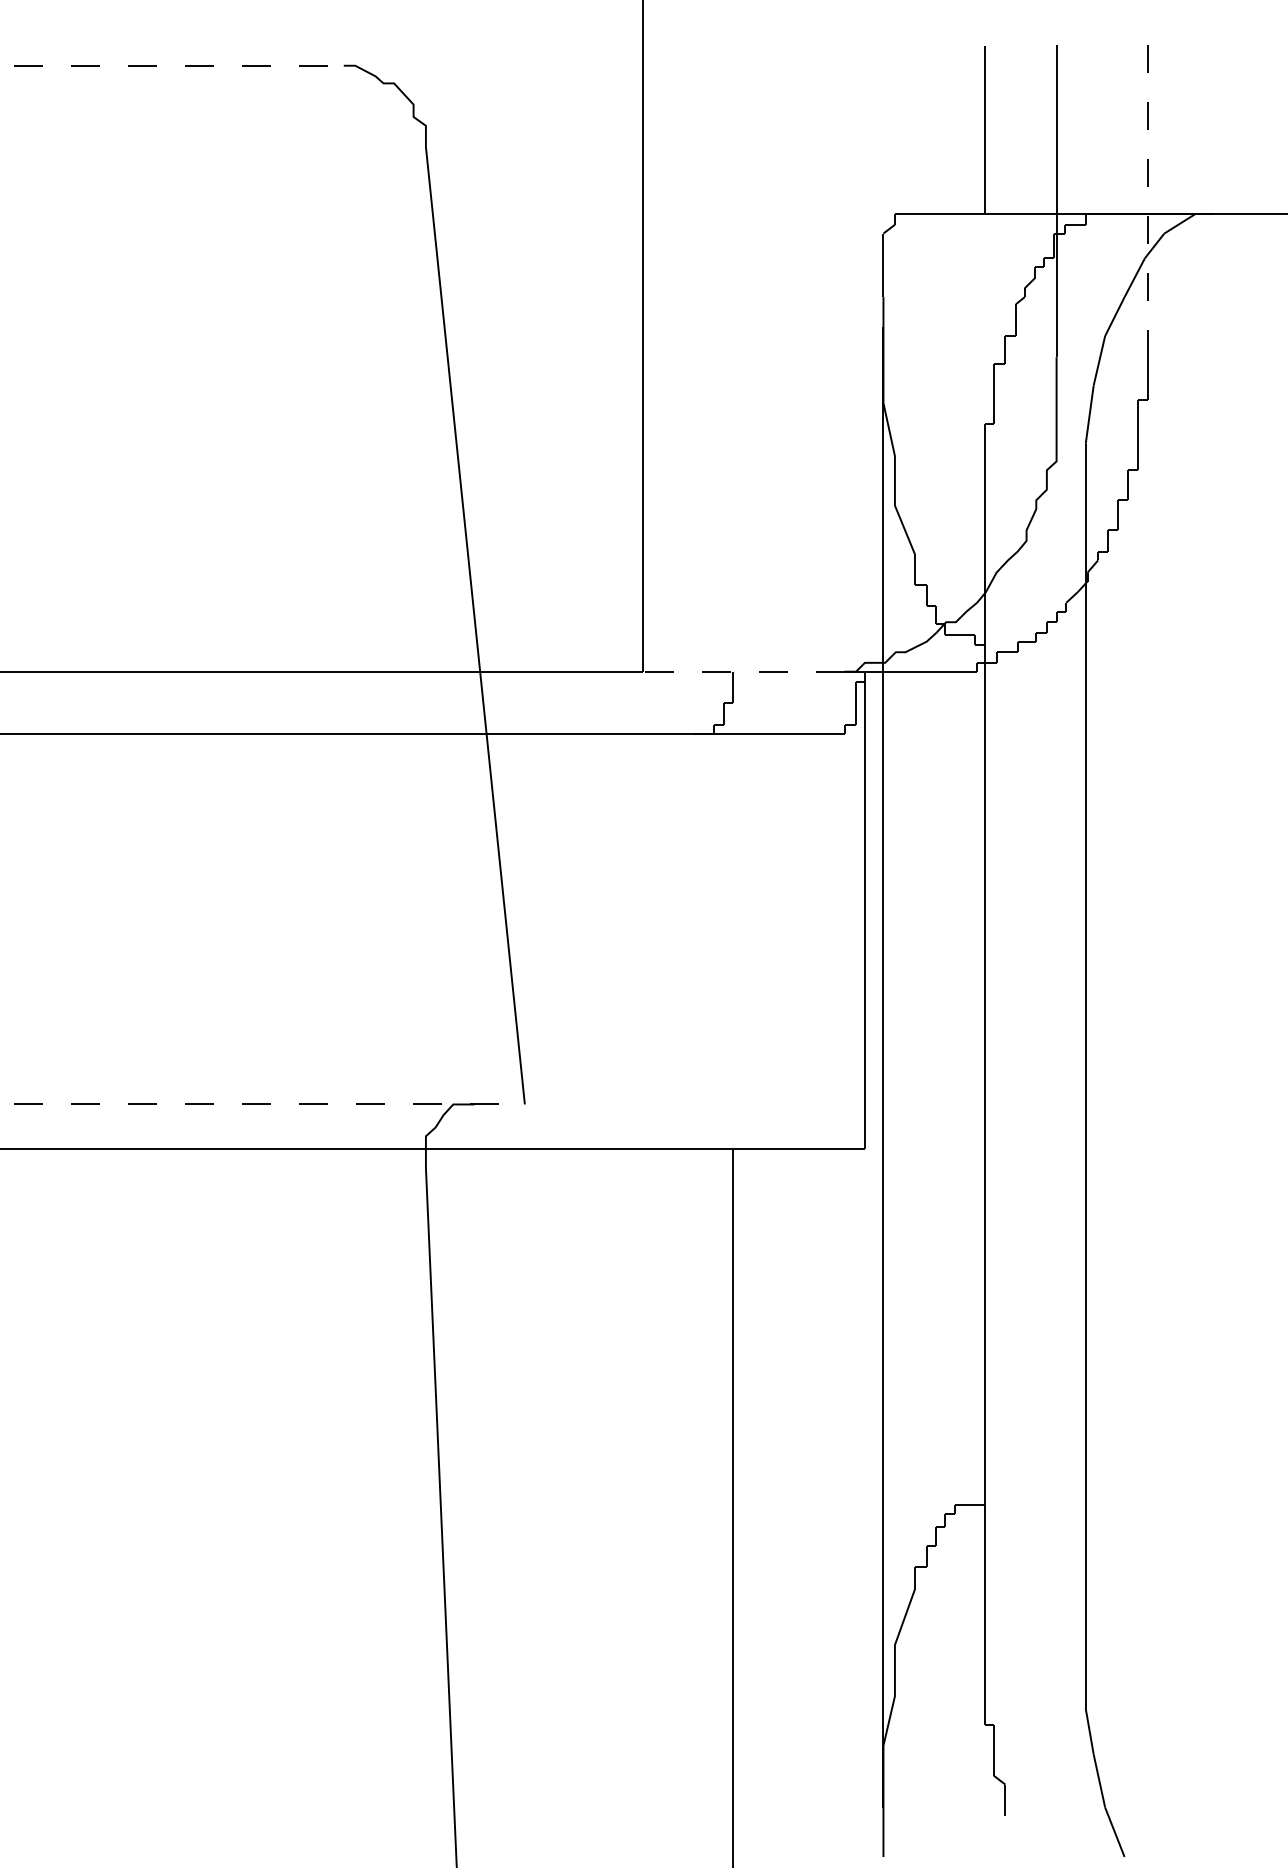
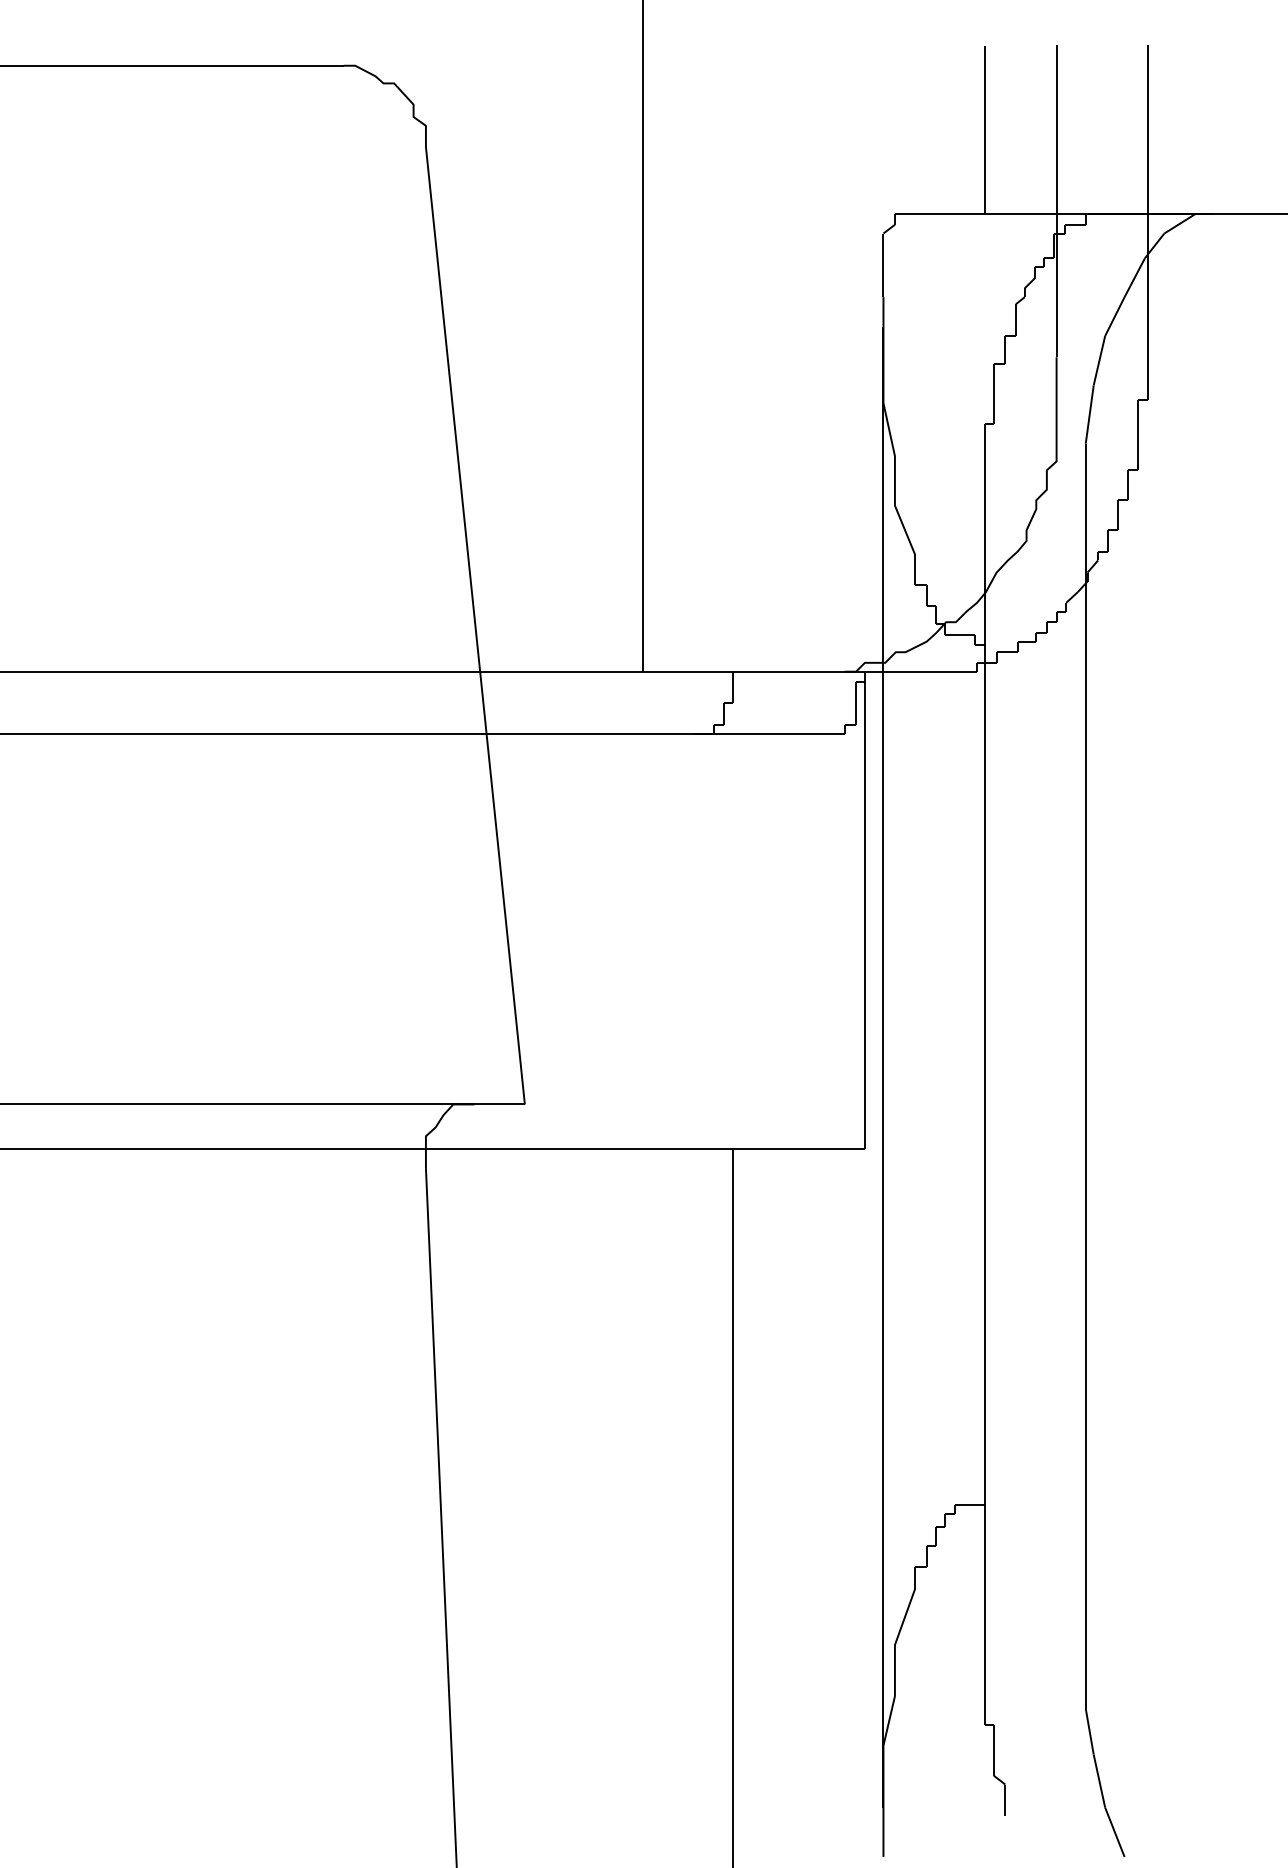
line: dashed -> solid (172, 65)
line: dashed -> solid (1148, 201)
line: dashed -> solid (743, 671)
line: dashed -> solid (262, 1104)
